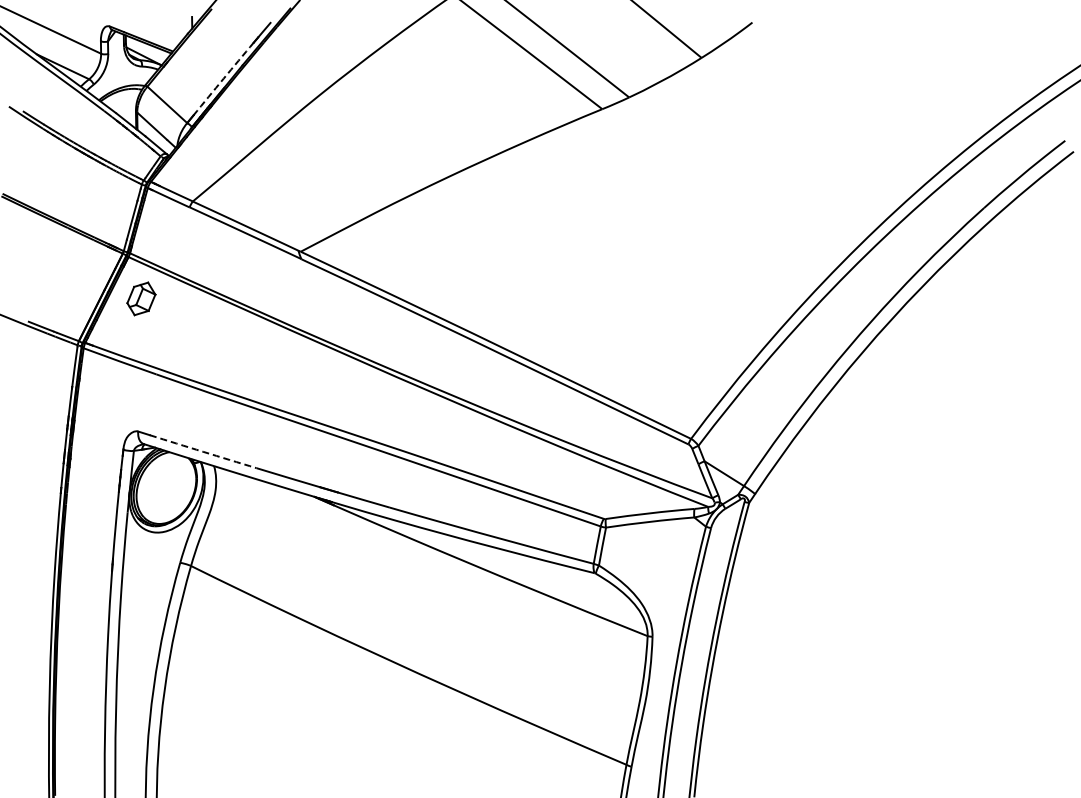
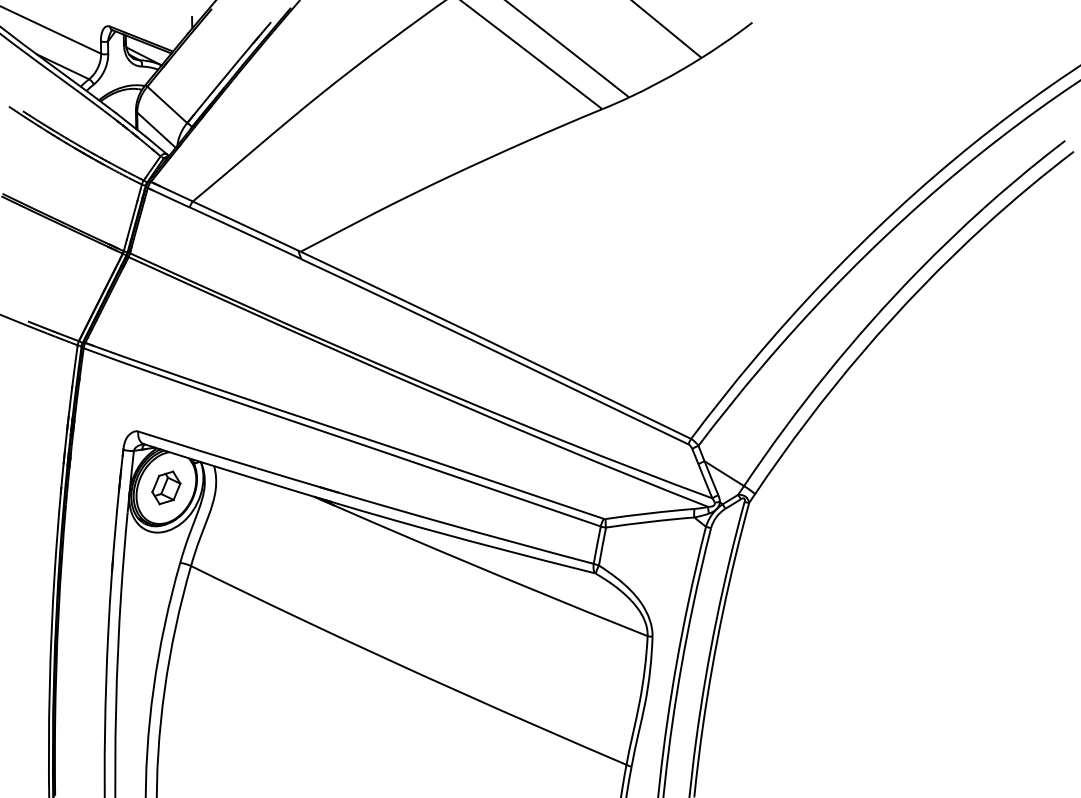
arc: dashed -> solid (223, 78)
part position: (141, 298) -> (166, 487) (166, 487)
arc: dashed -> solid (203, 451)
